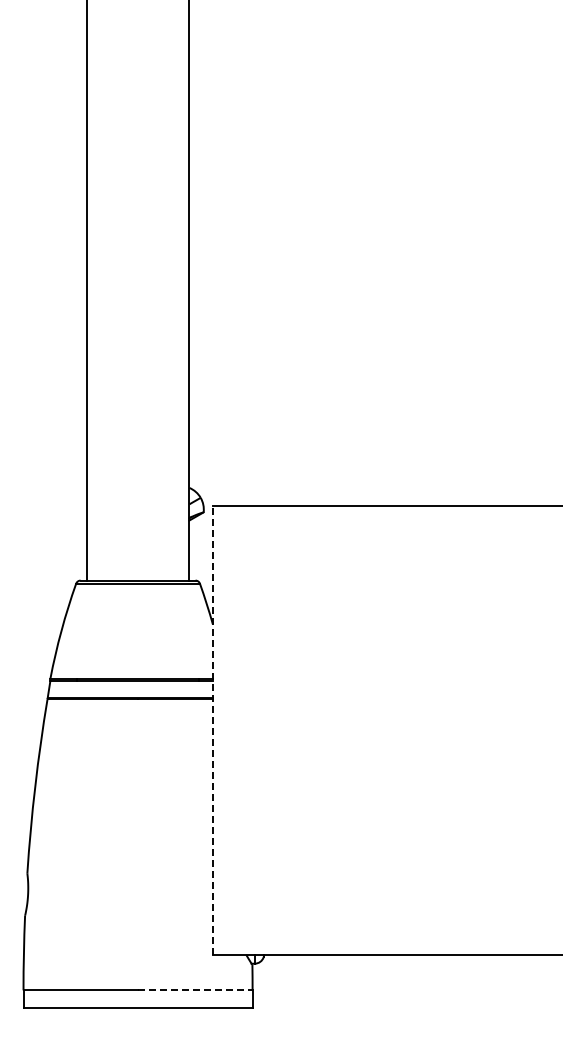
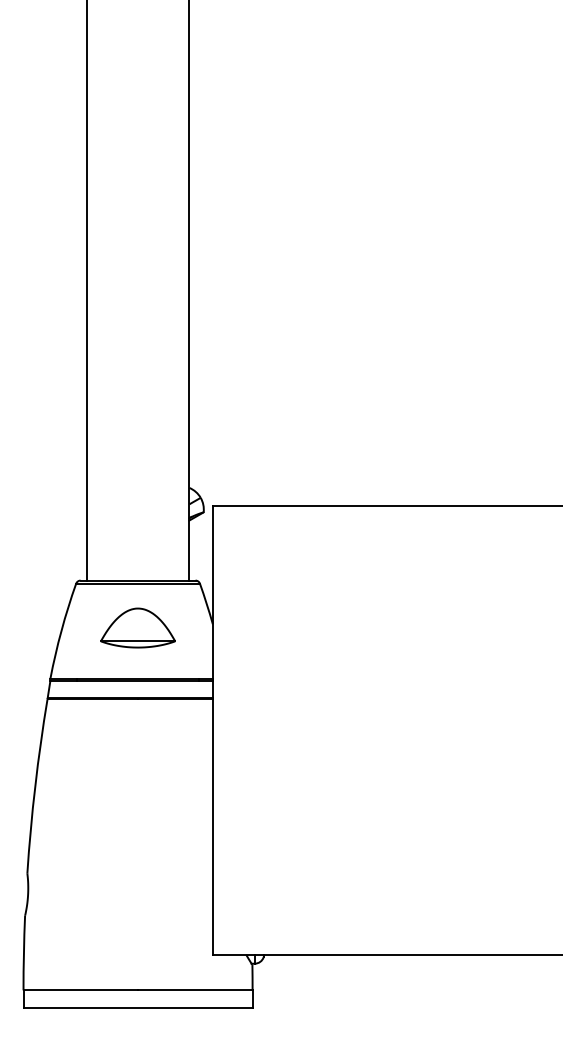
part: none -> present (137, 627)
line: dashed -> solid (212, 729)
line: dashed -> solid (195, 990)
